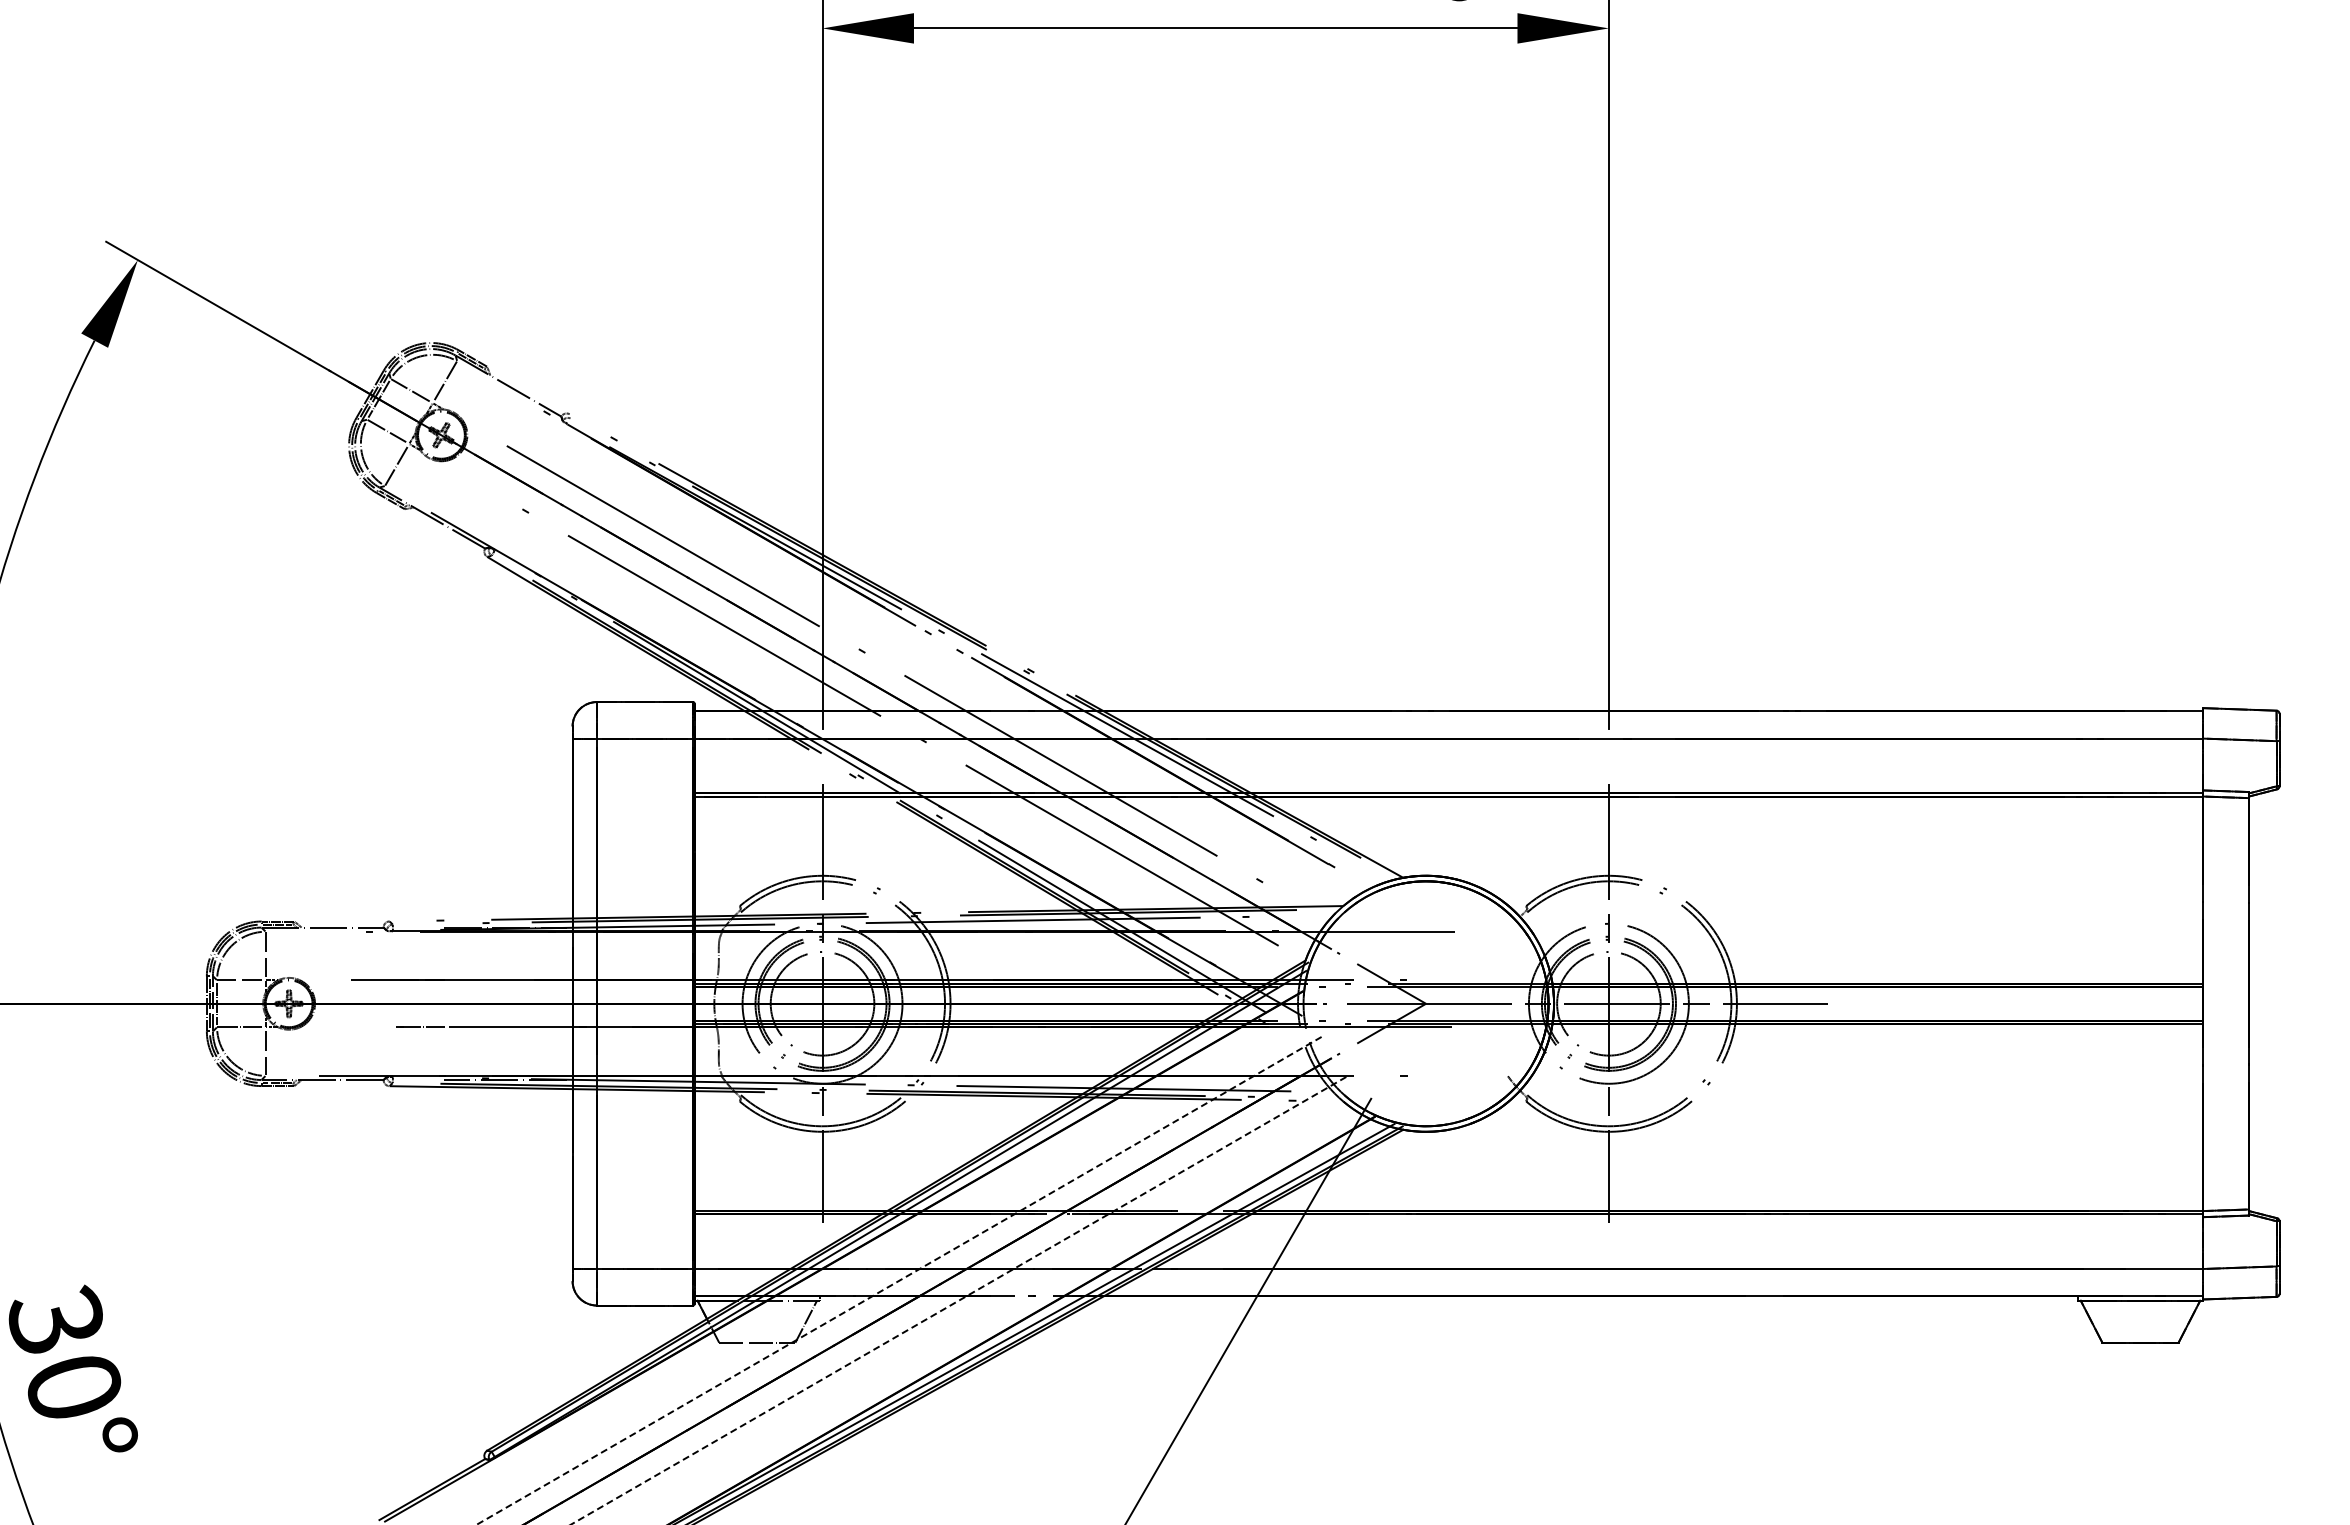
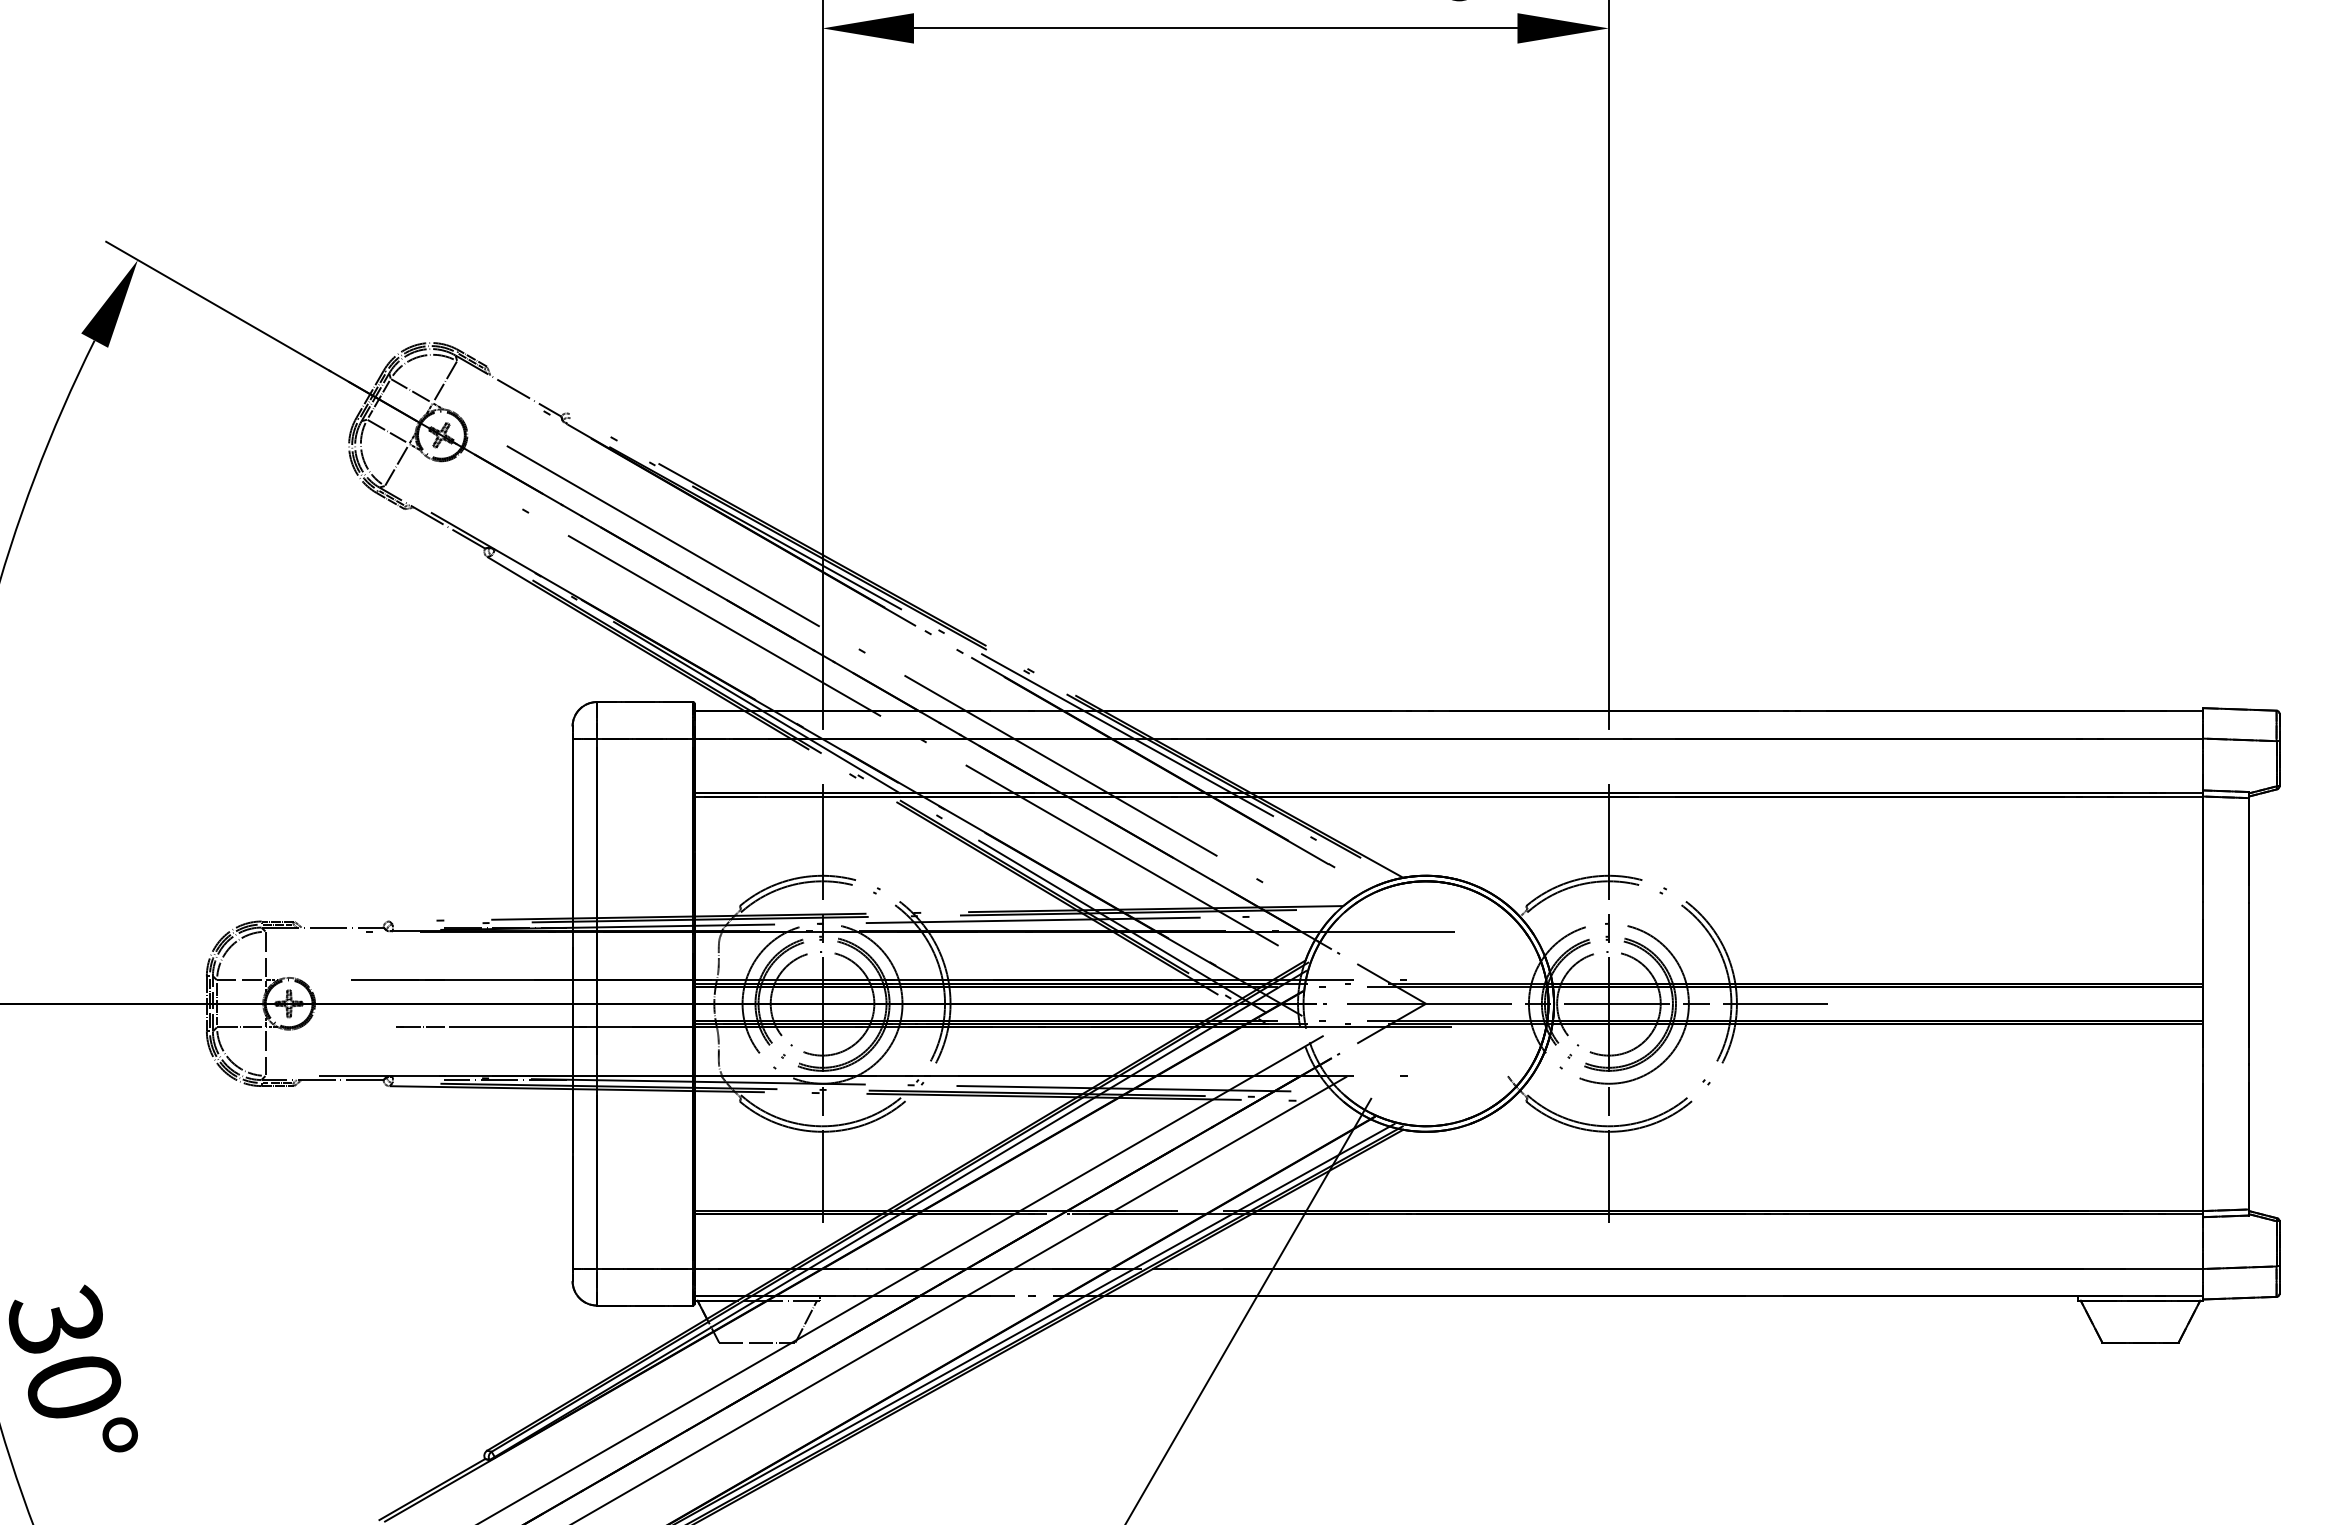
line: dashed -> solid (899, 1280)
line: dashed -> solid (958, 1300)
